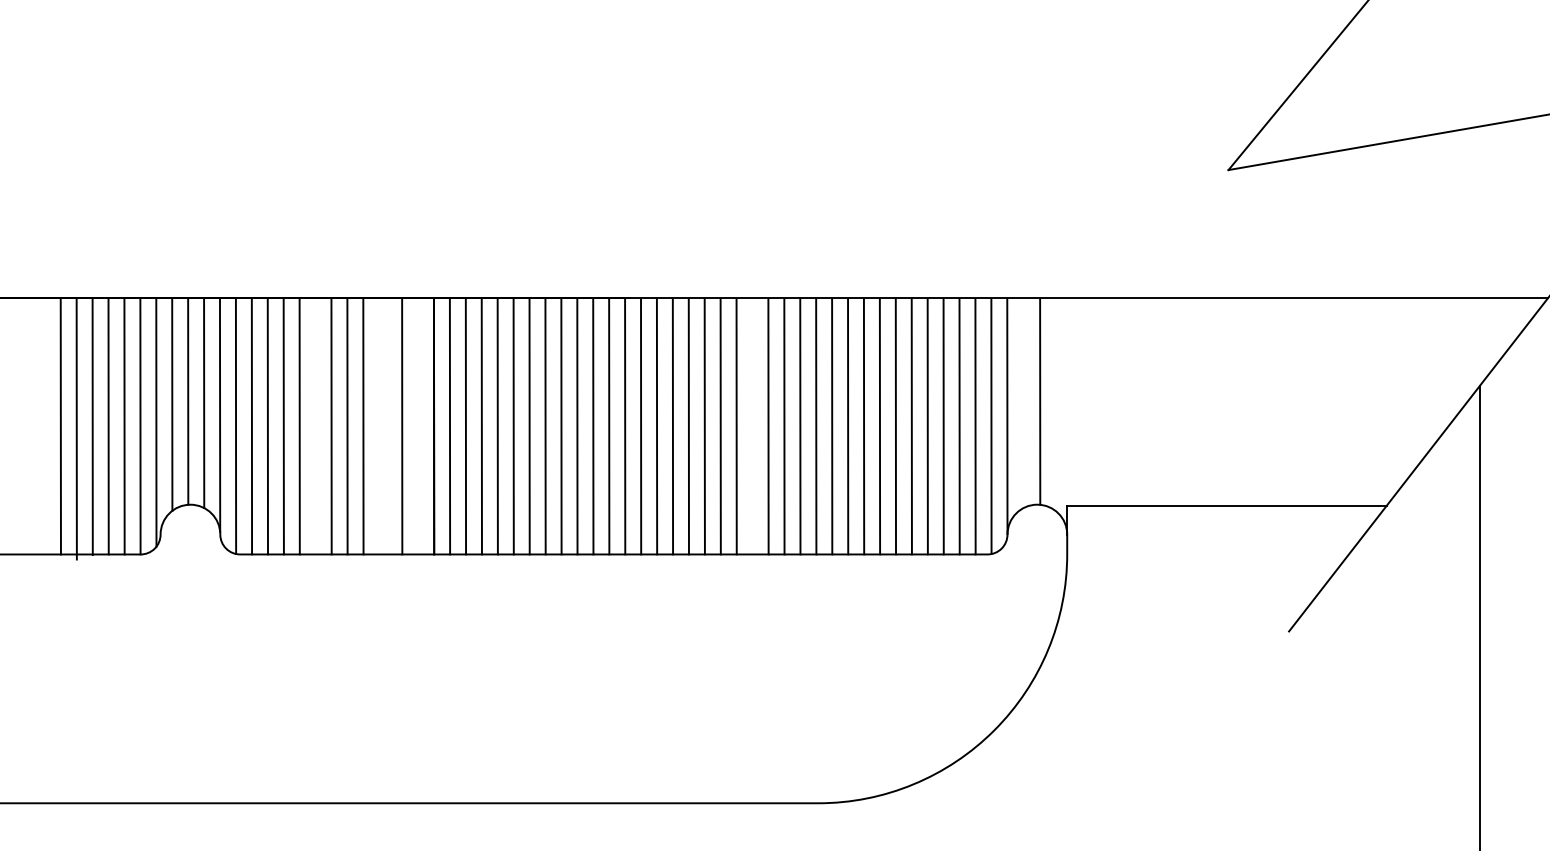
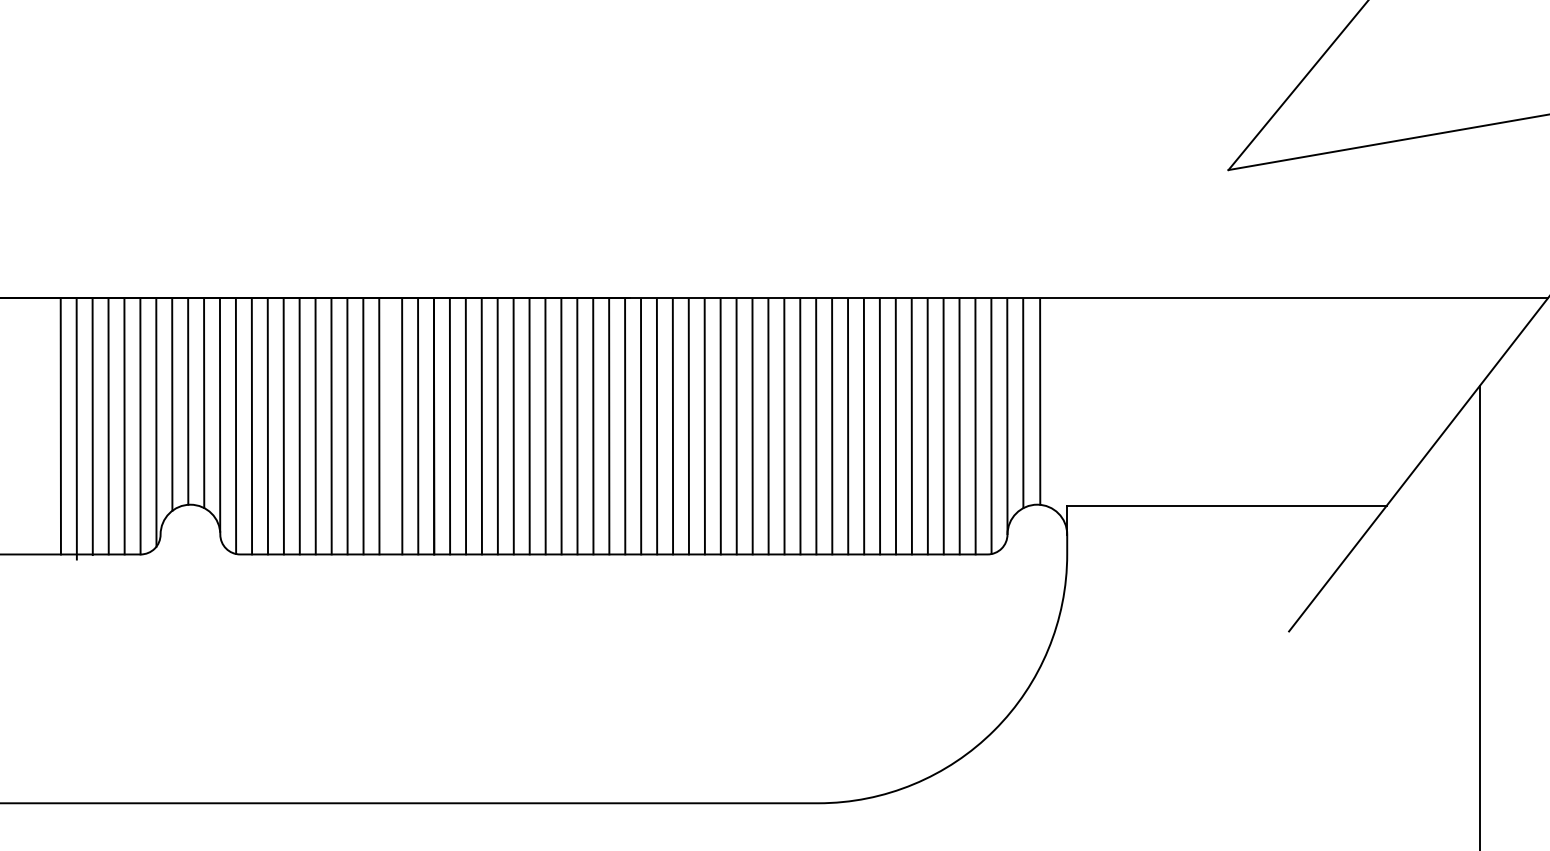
line: none -> present (1023, 403)
line: none -> present (315, 426)
line: none -> present (379, 426)
line: none -> present (418, 426)
line: none -> present (752, 426)
